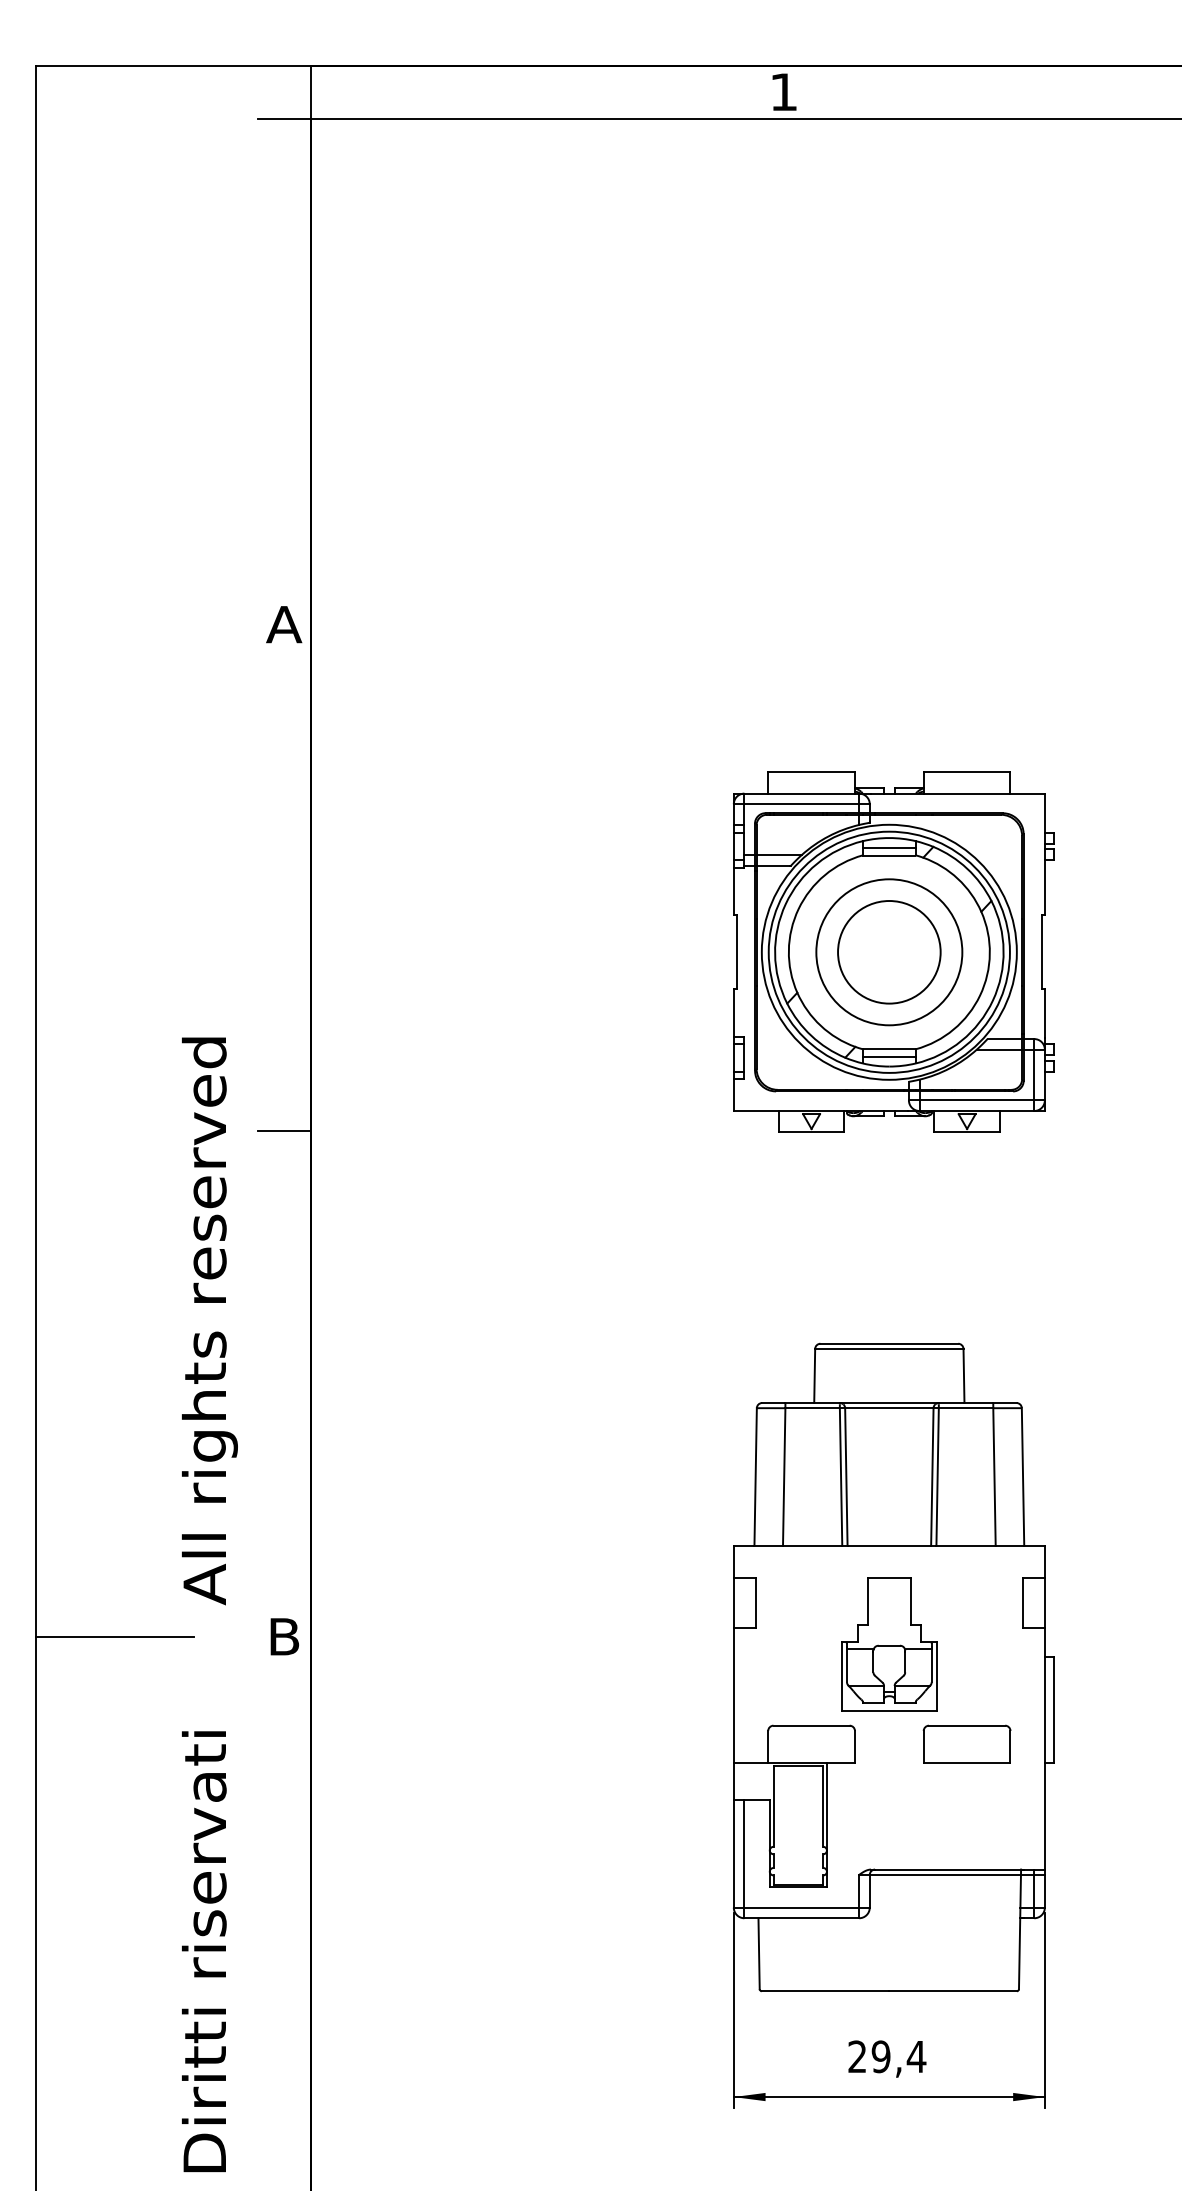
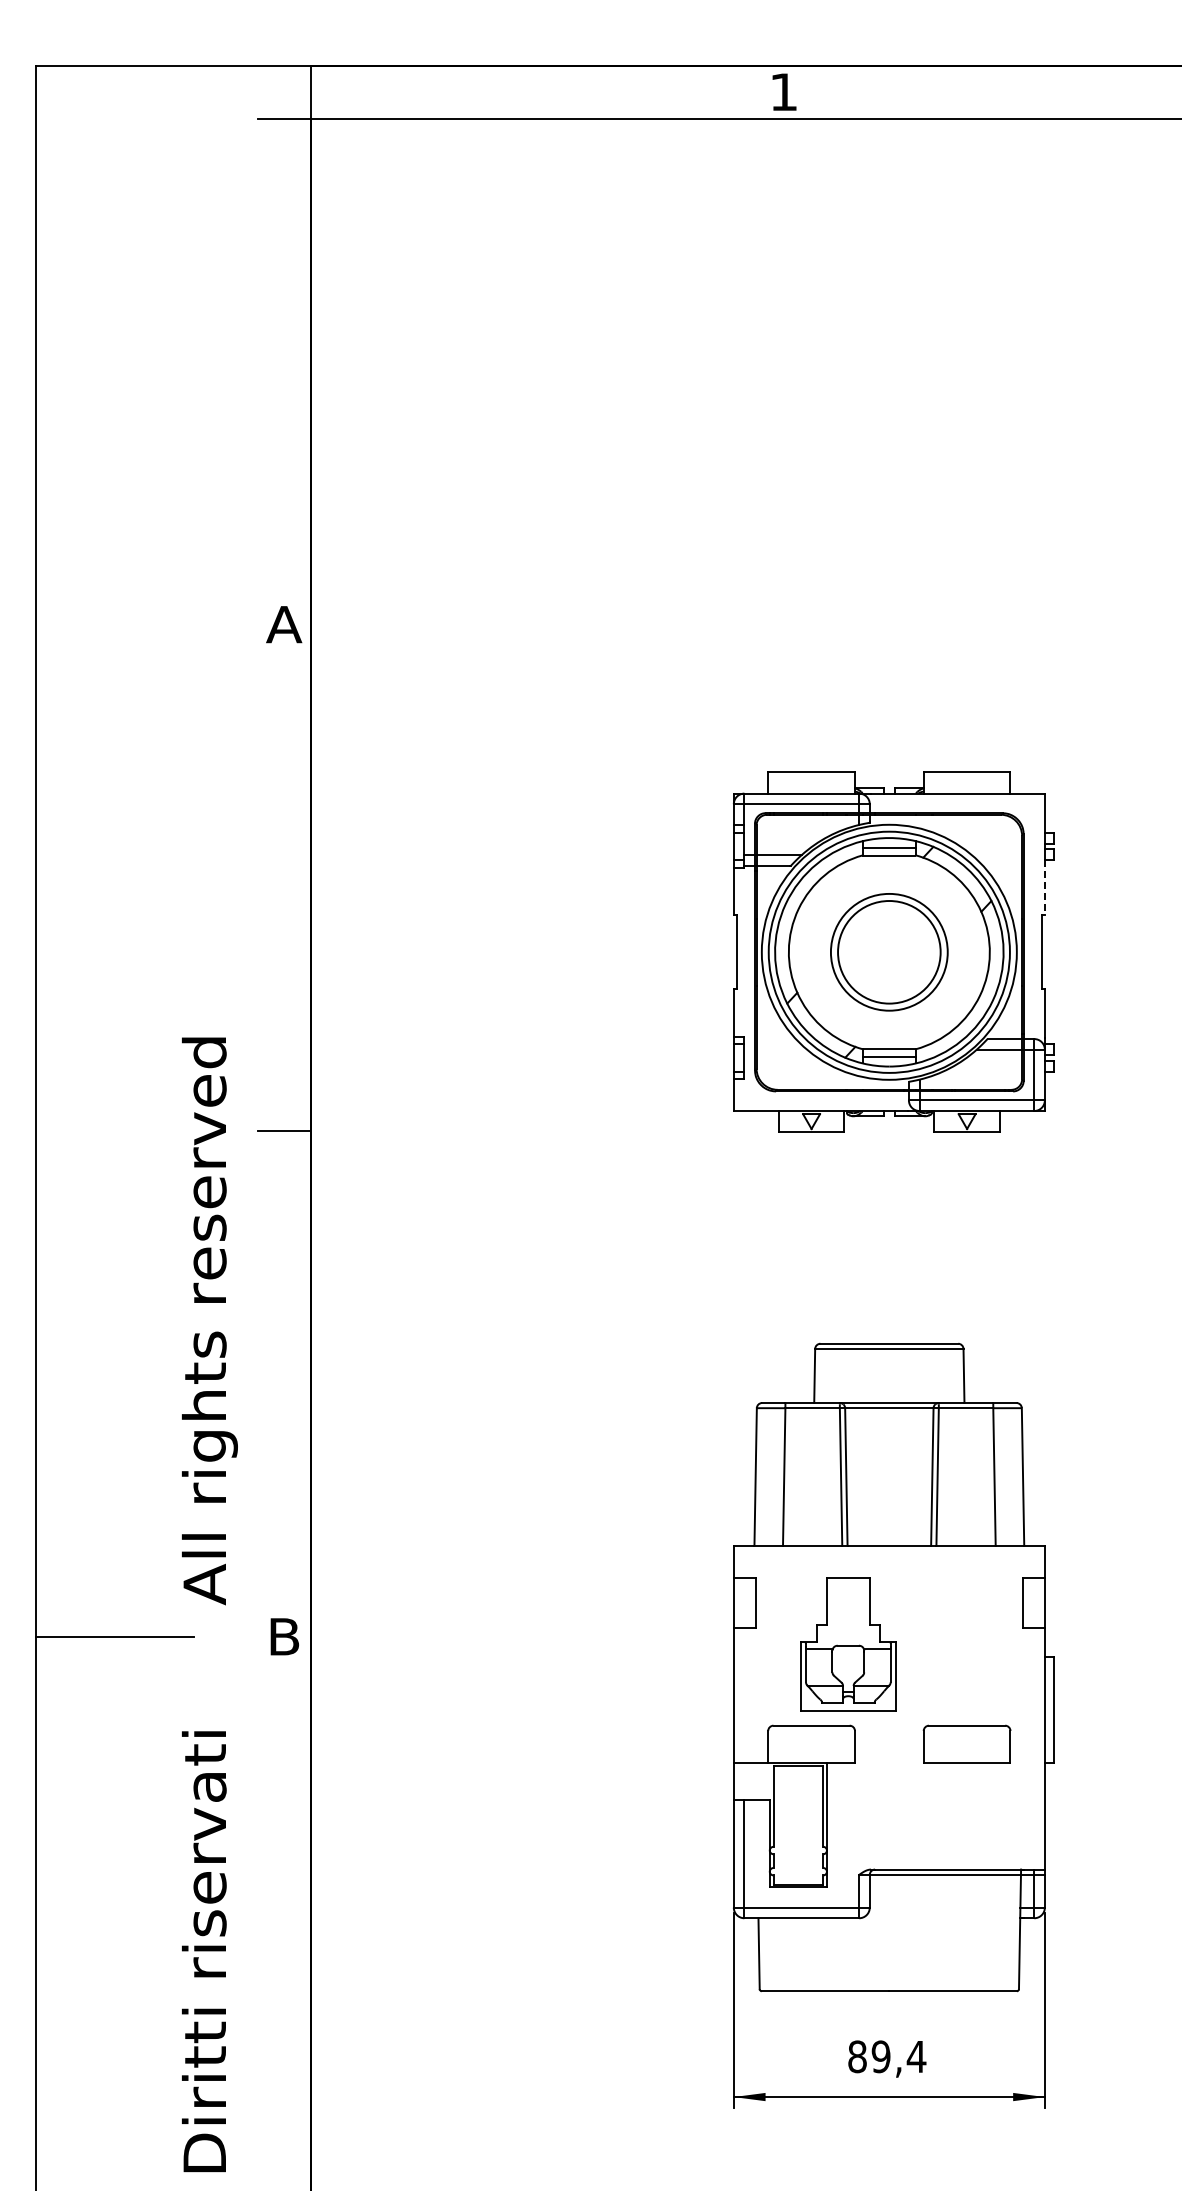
line: solid -> dashed (1044, 887)
circle diameter: 146 px -> 117 px (888, 951)
part position: (889, 1644) -> (848, 1644) (848, 1644)
text: 29,4 -> 89,4 (857, 2056)
